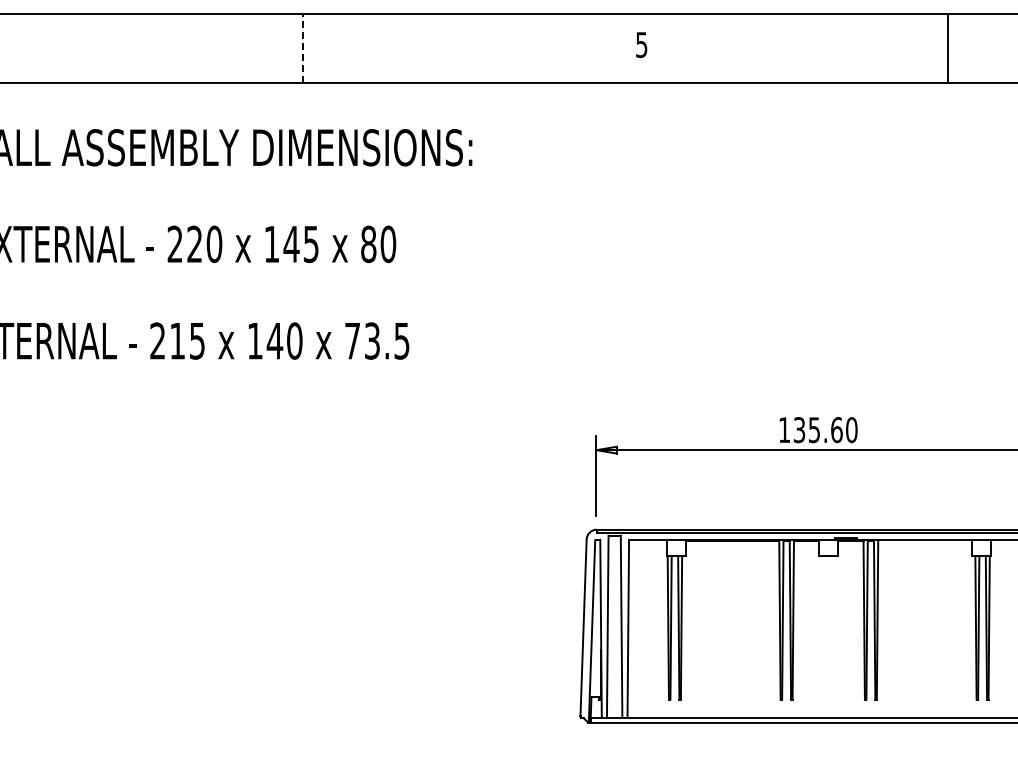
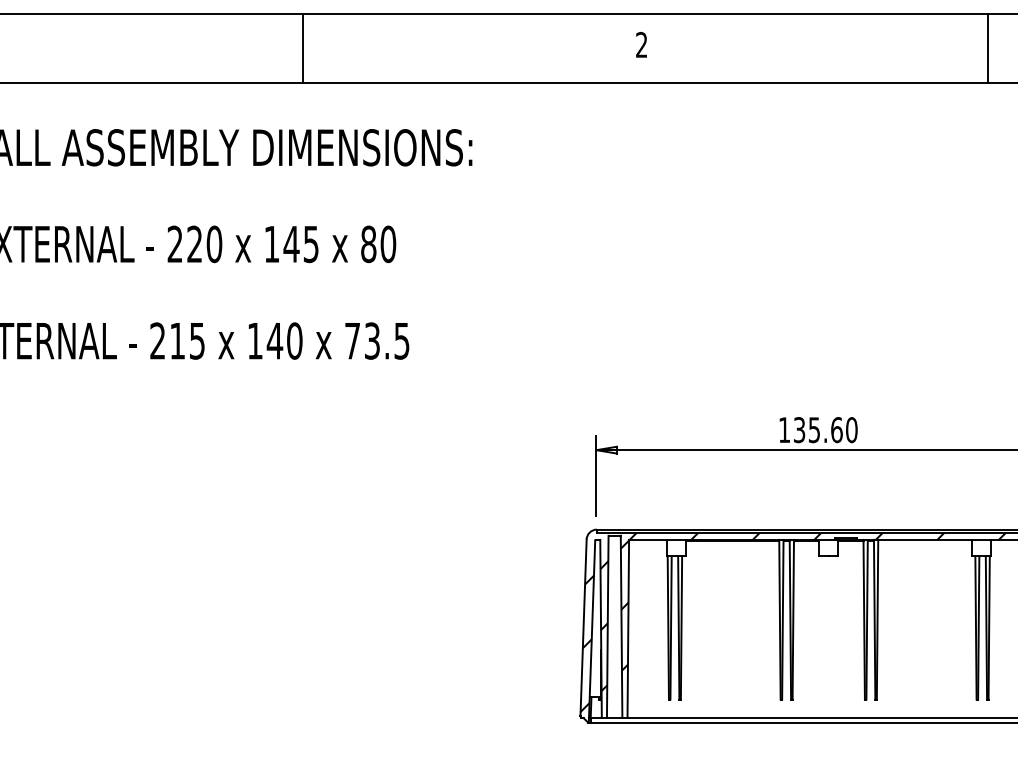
text: 5 -> 2 (641, 44)
line: dashed -> solid (303, 47)
line position: (948, 48) -> (988, 48) (988, 48)
hatch: none -> present (792, 622)
